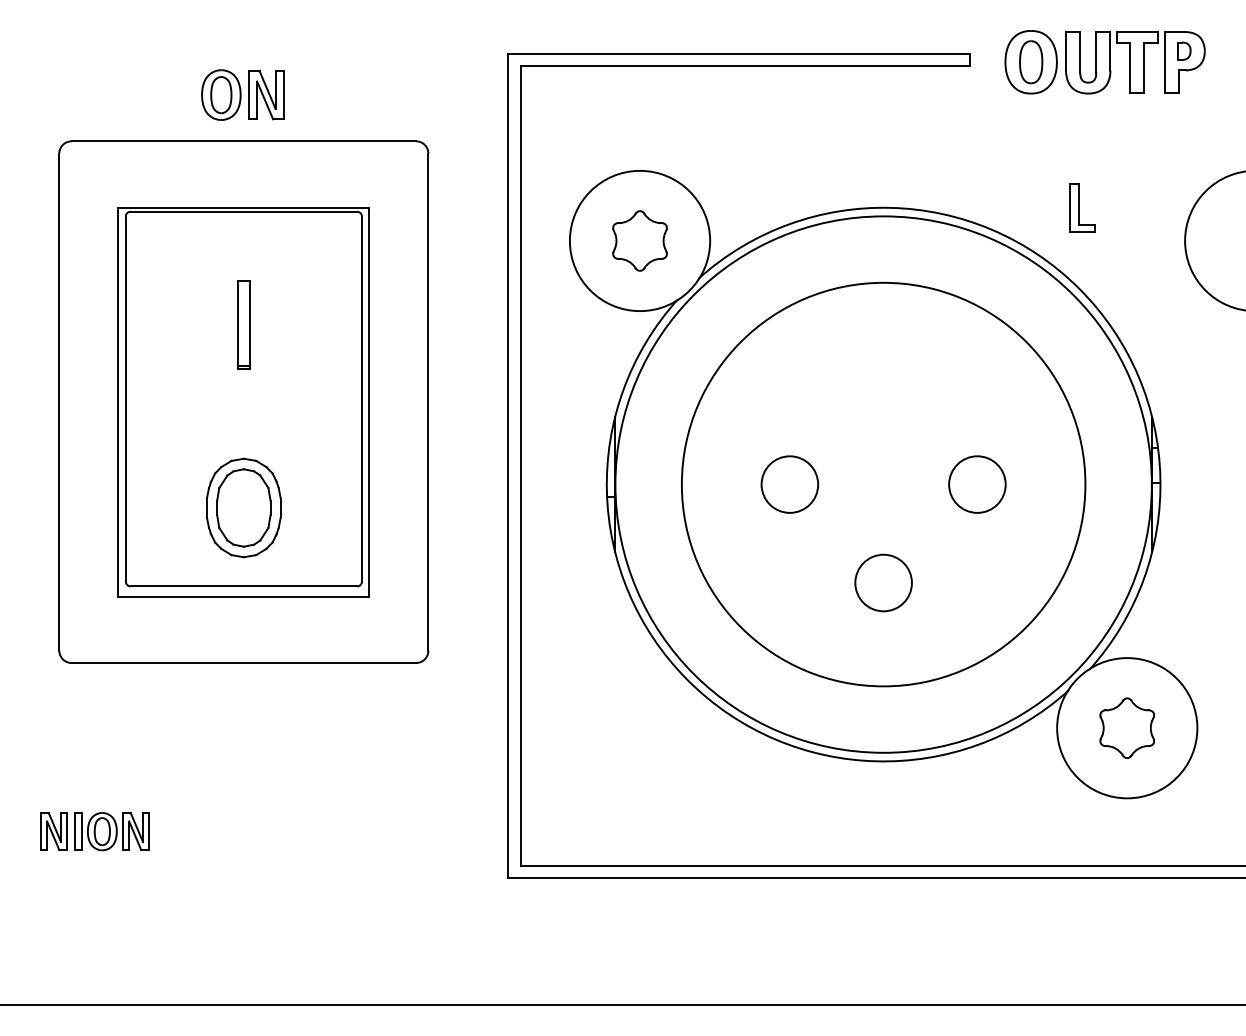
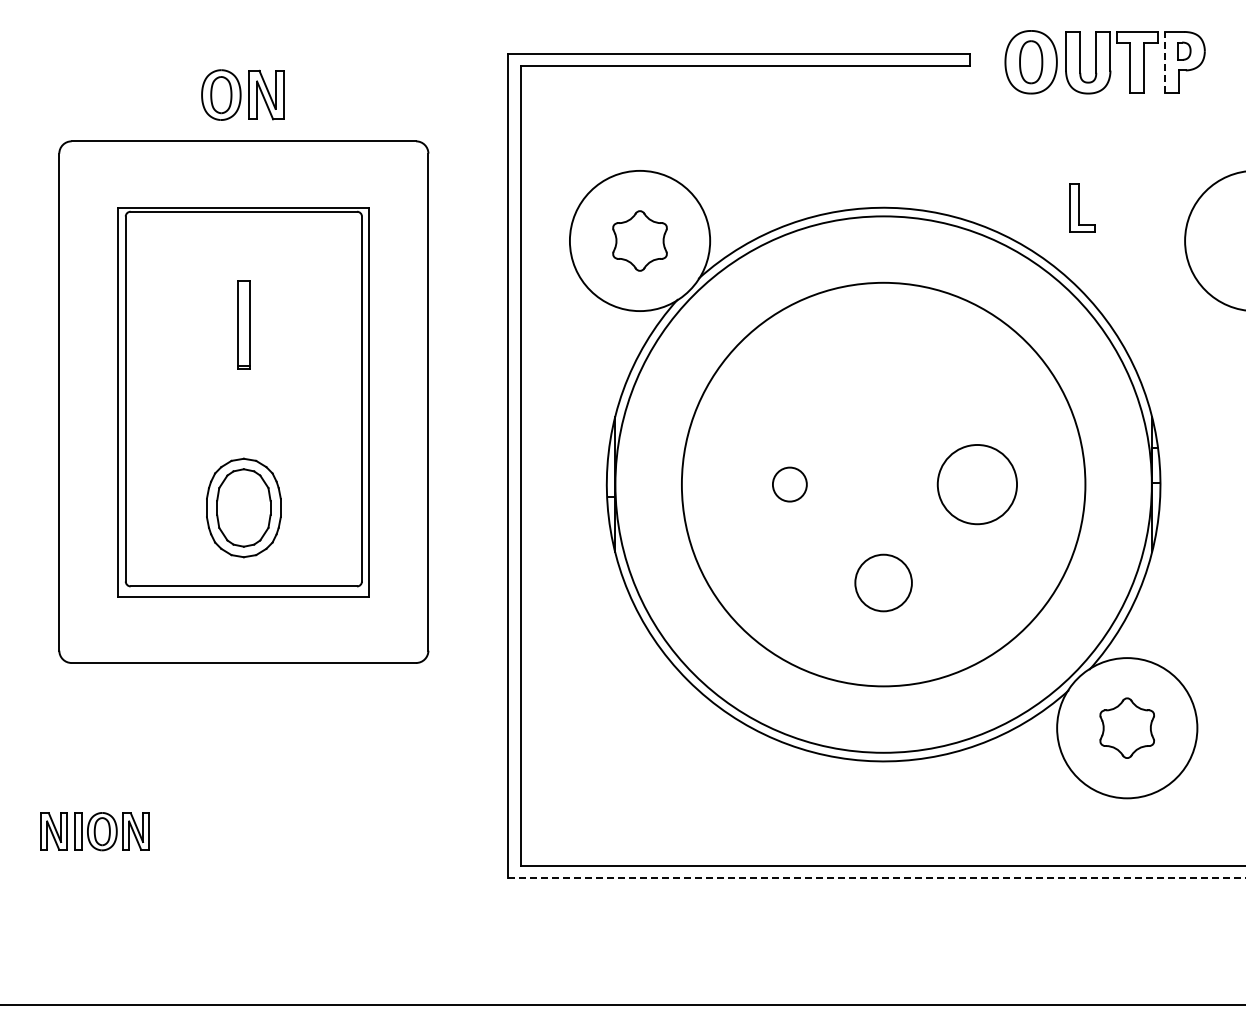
line: solid -> dashed (1164, 61)
circle diameter: 57 px -> 34 px (789, 484)
circle diameter: 57 px -> 79 px (977, 484)
line: solid -> dashed (877, 878)
